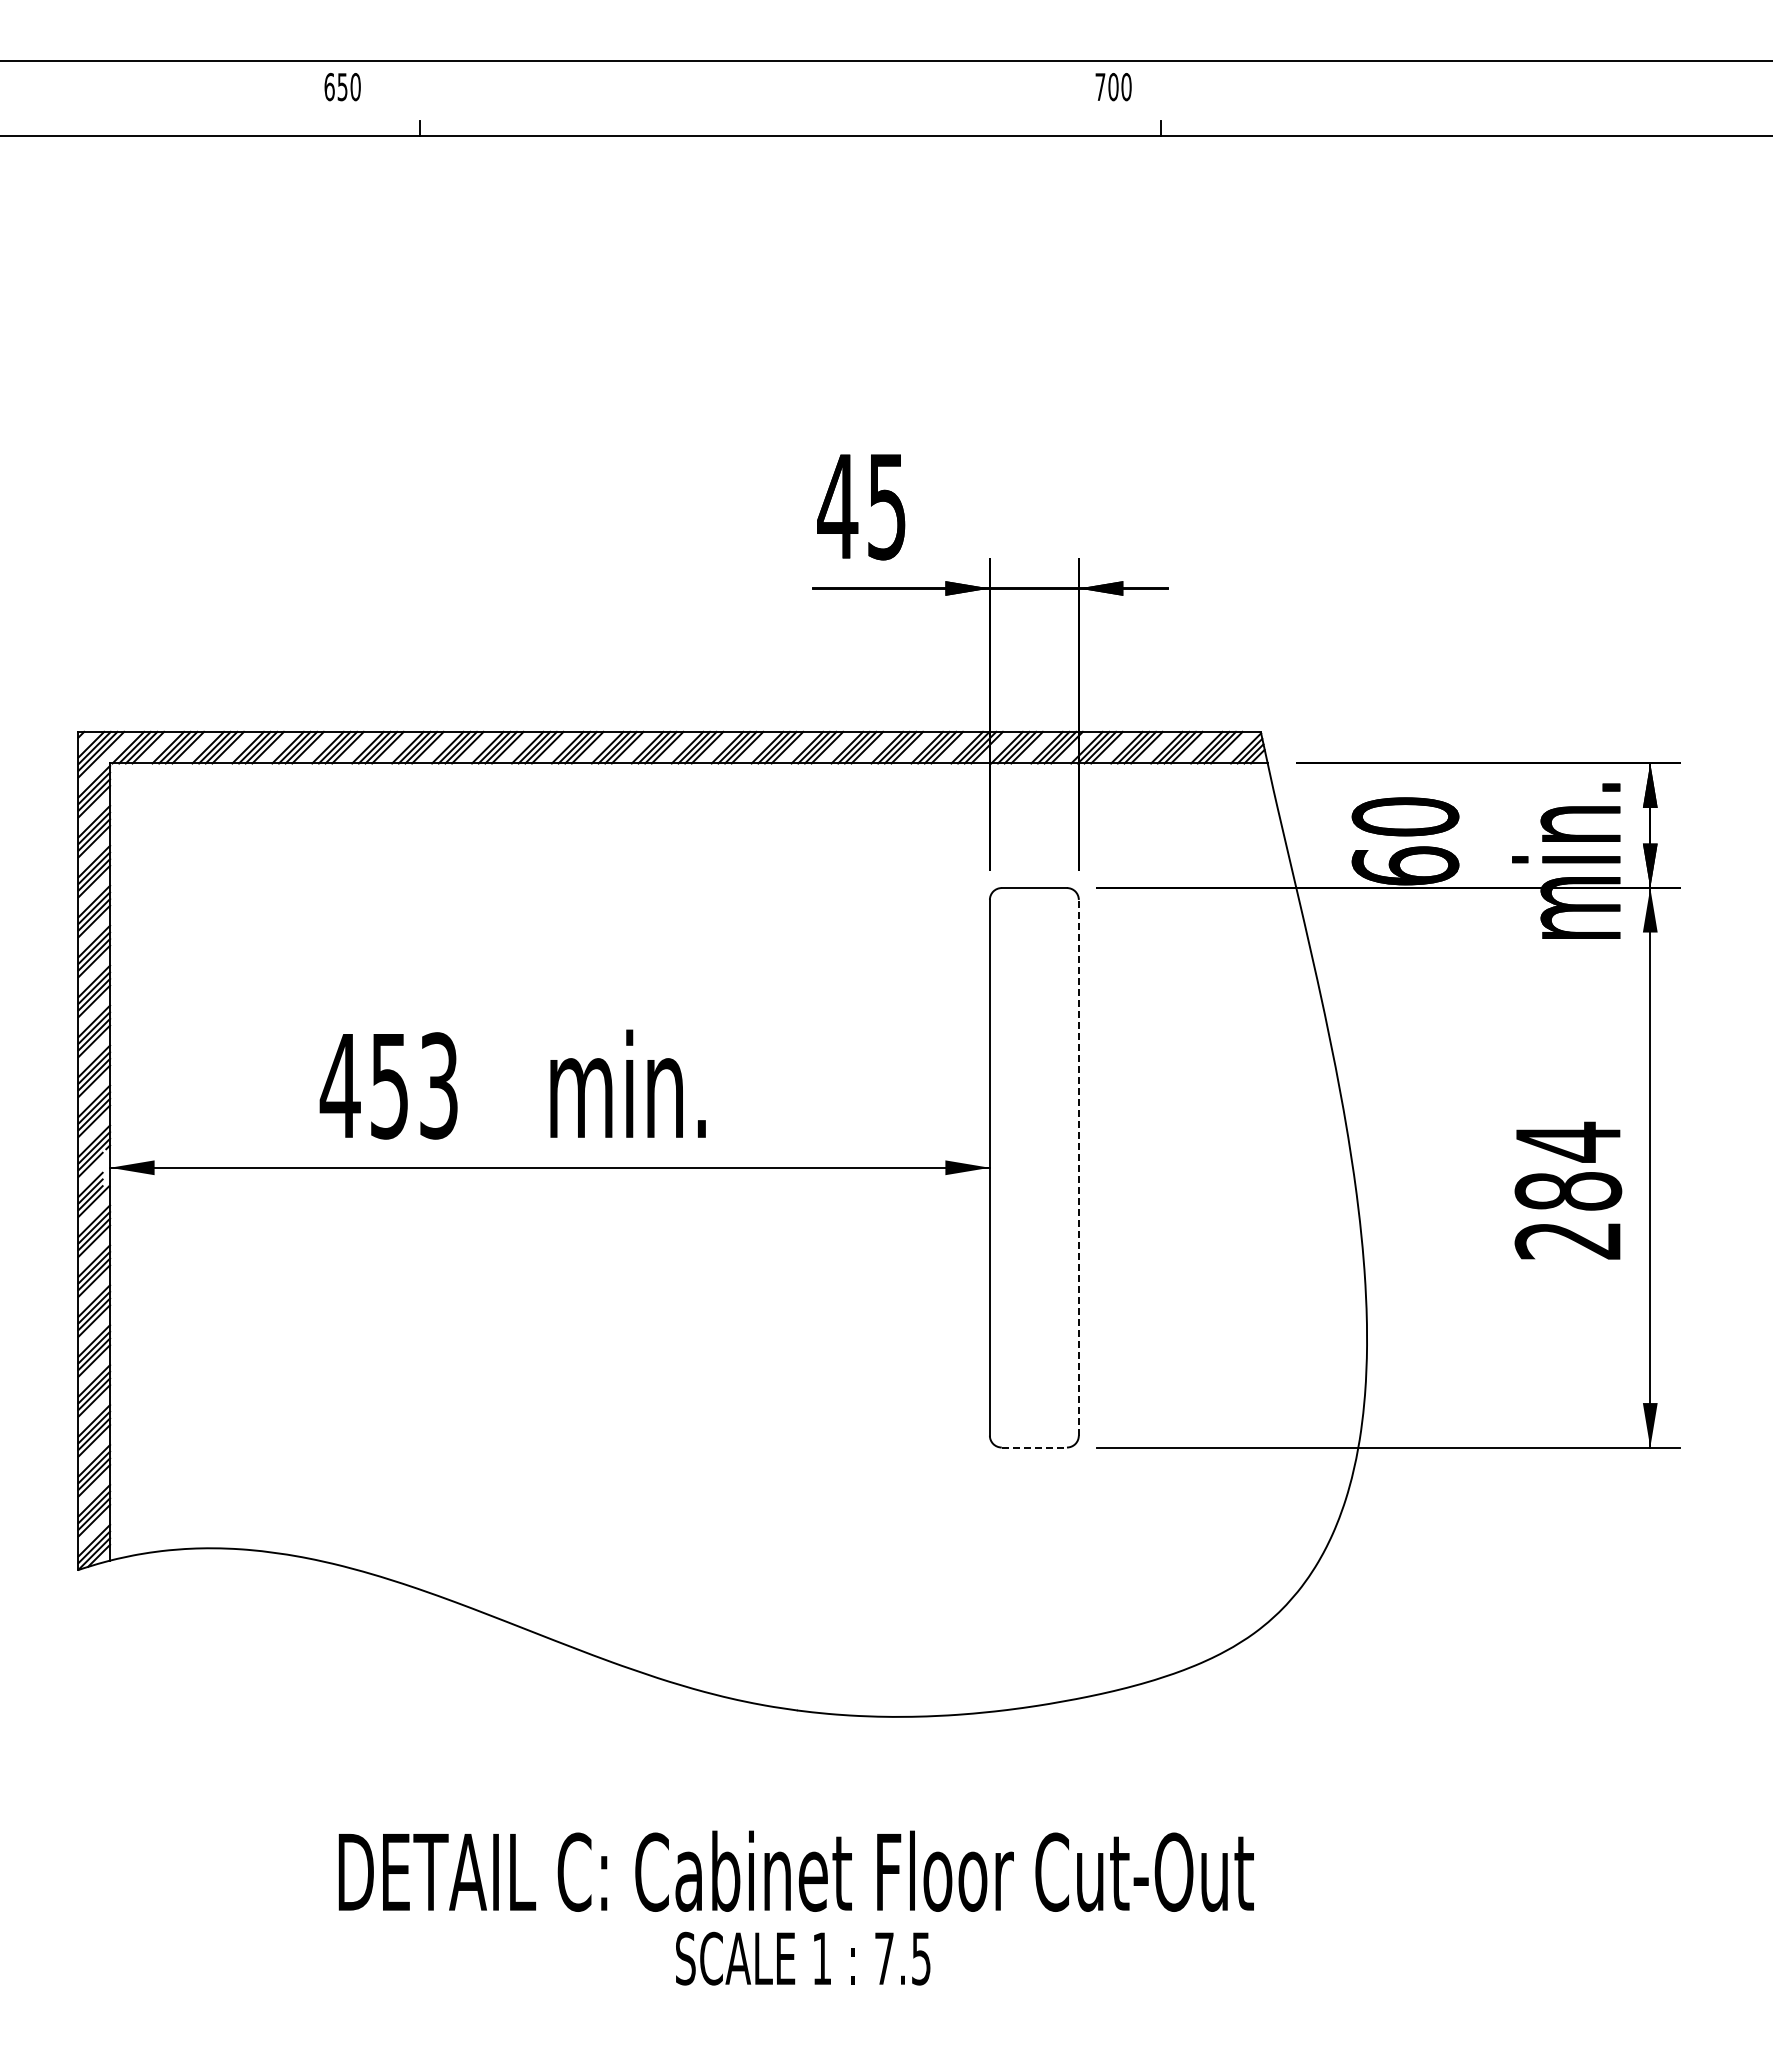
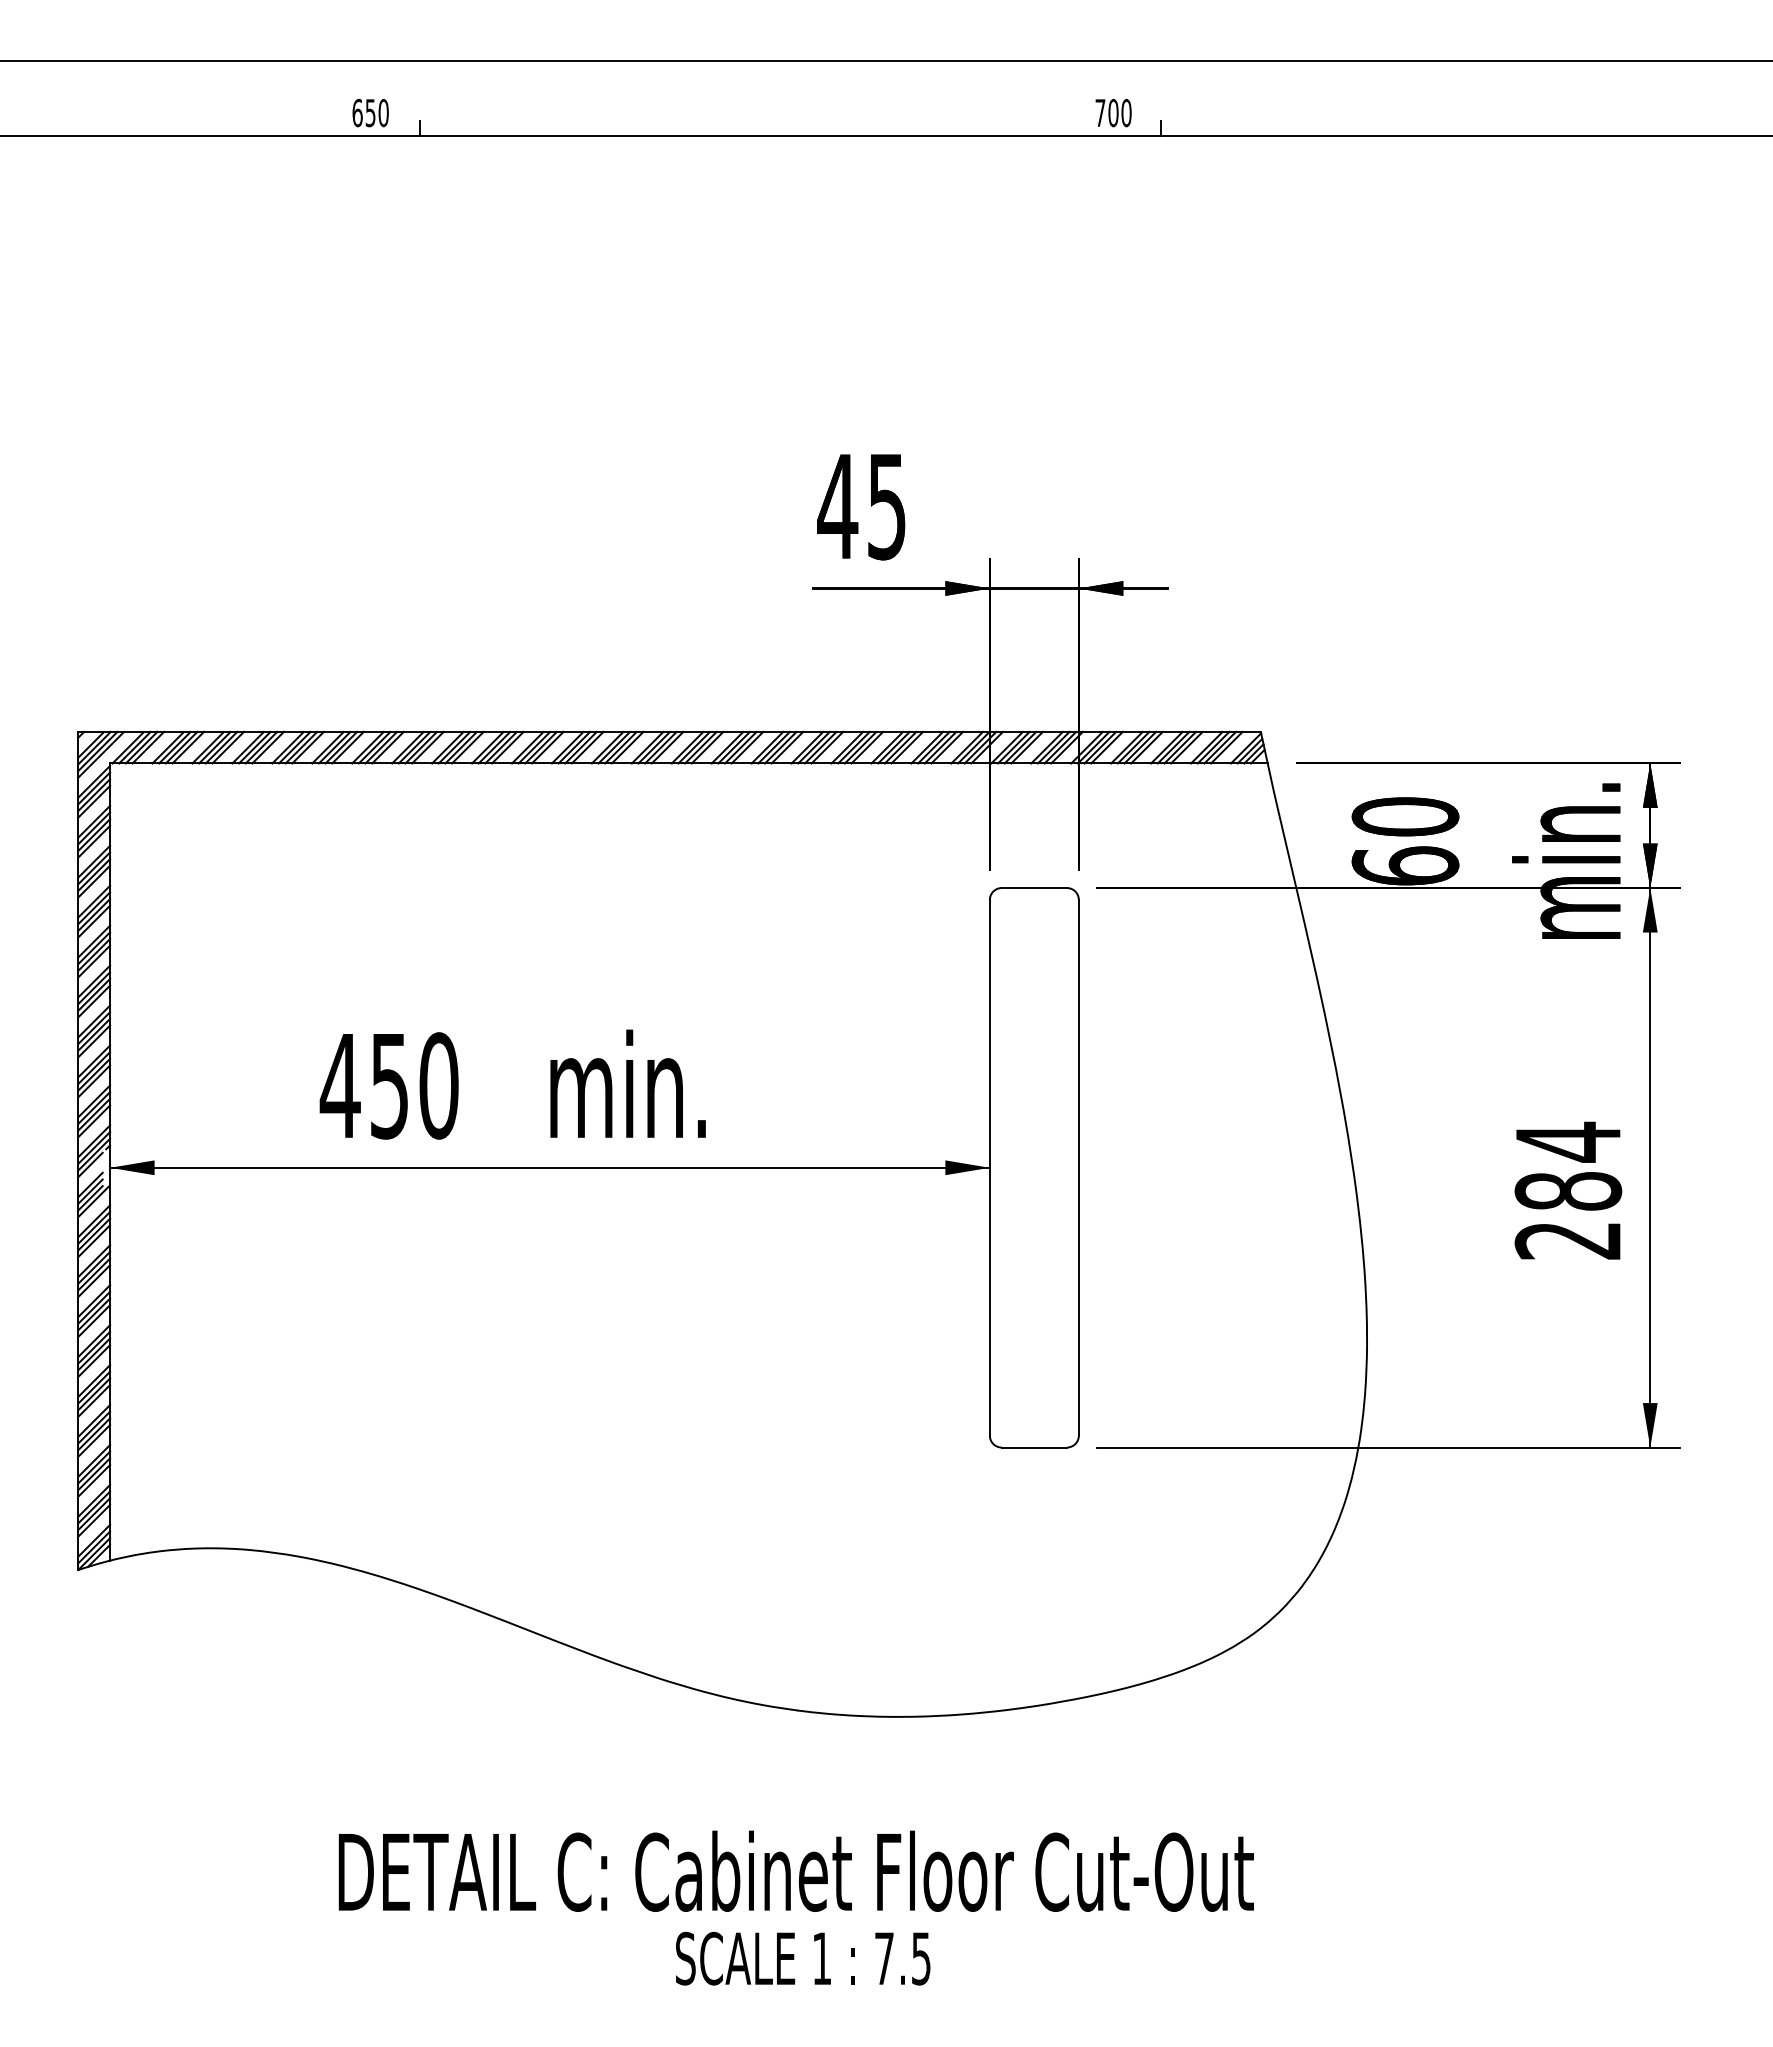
text position: (342, 87) -> (370, 113) (370, 113)
text position: (1113, 87) -> (1113, 113) (1113, 113)
text: 453 -> 450 (438, 1085)
line: dashed -> solid (1078, 1167)
line: dashed -> solid (1034, 1447)
